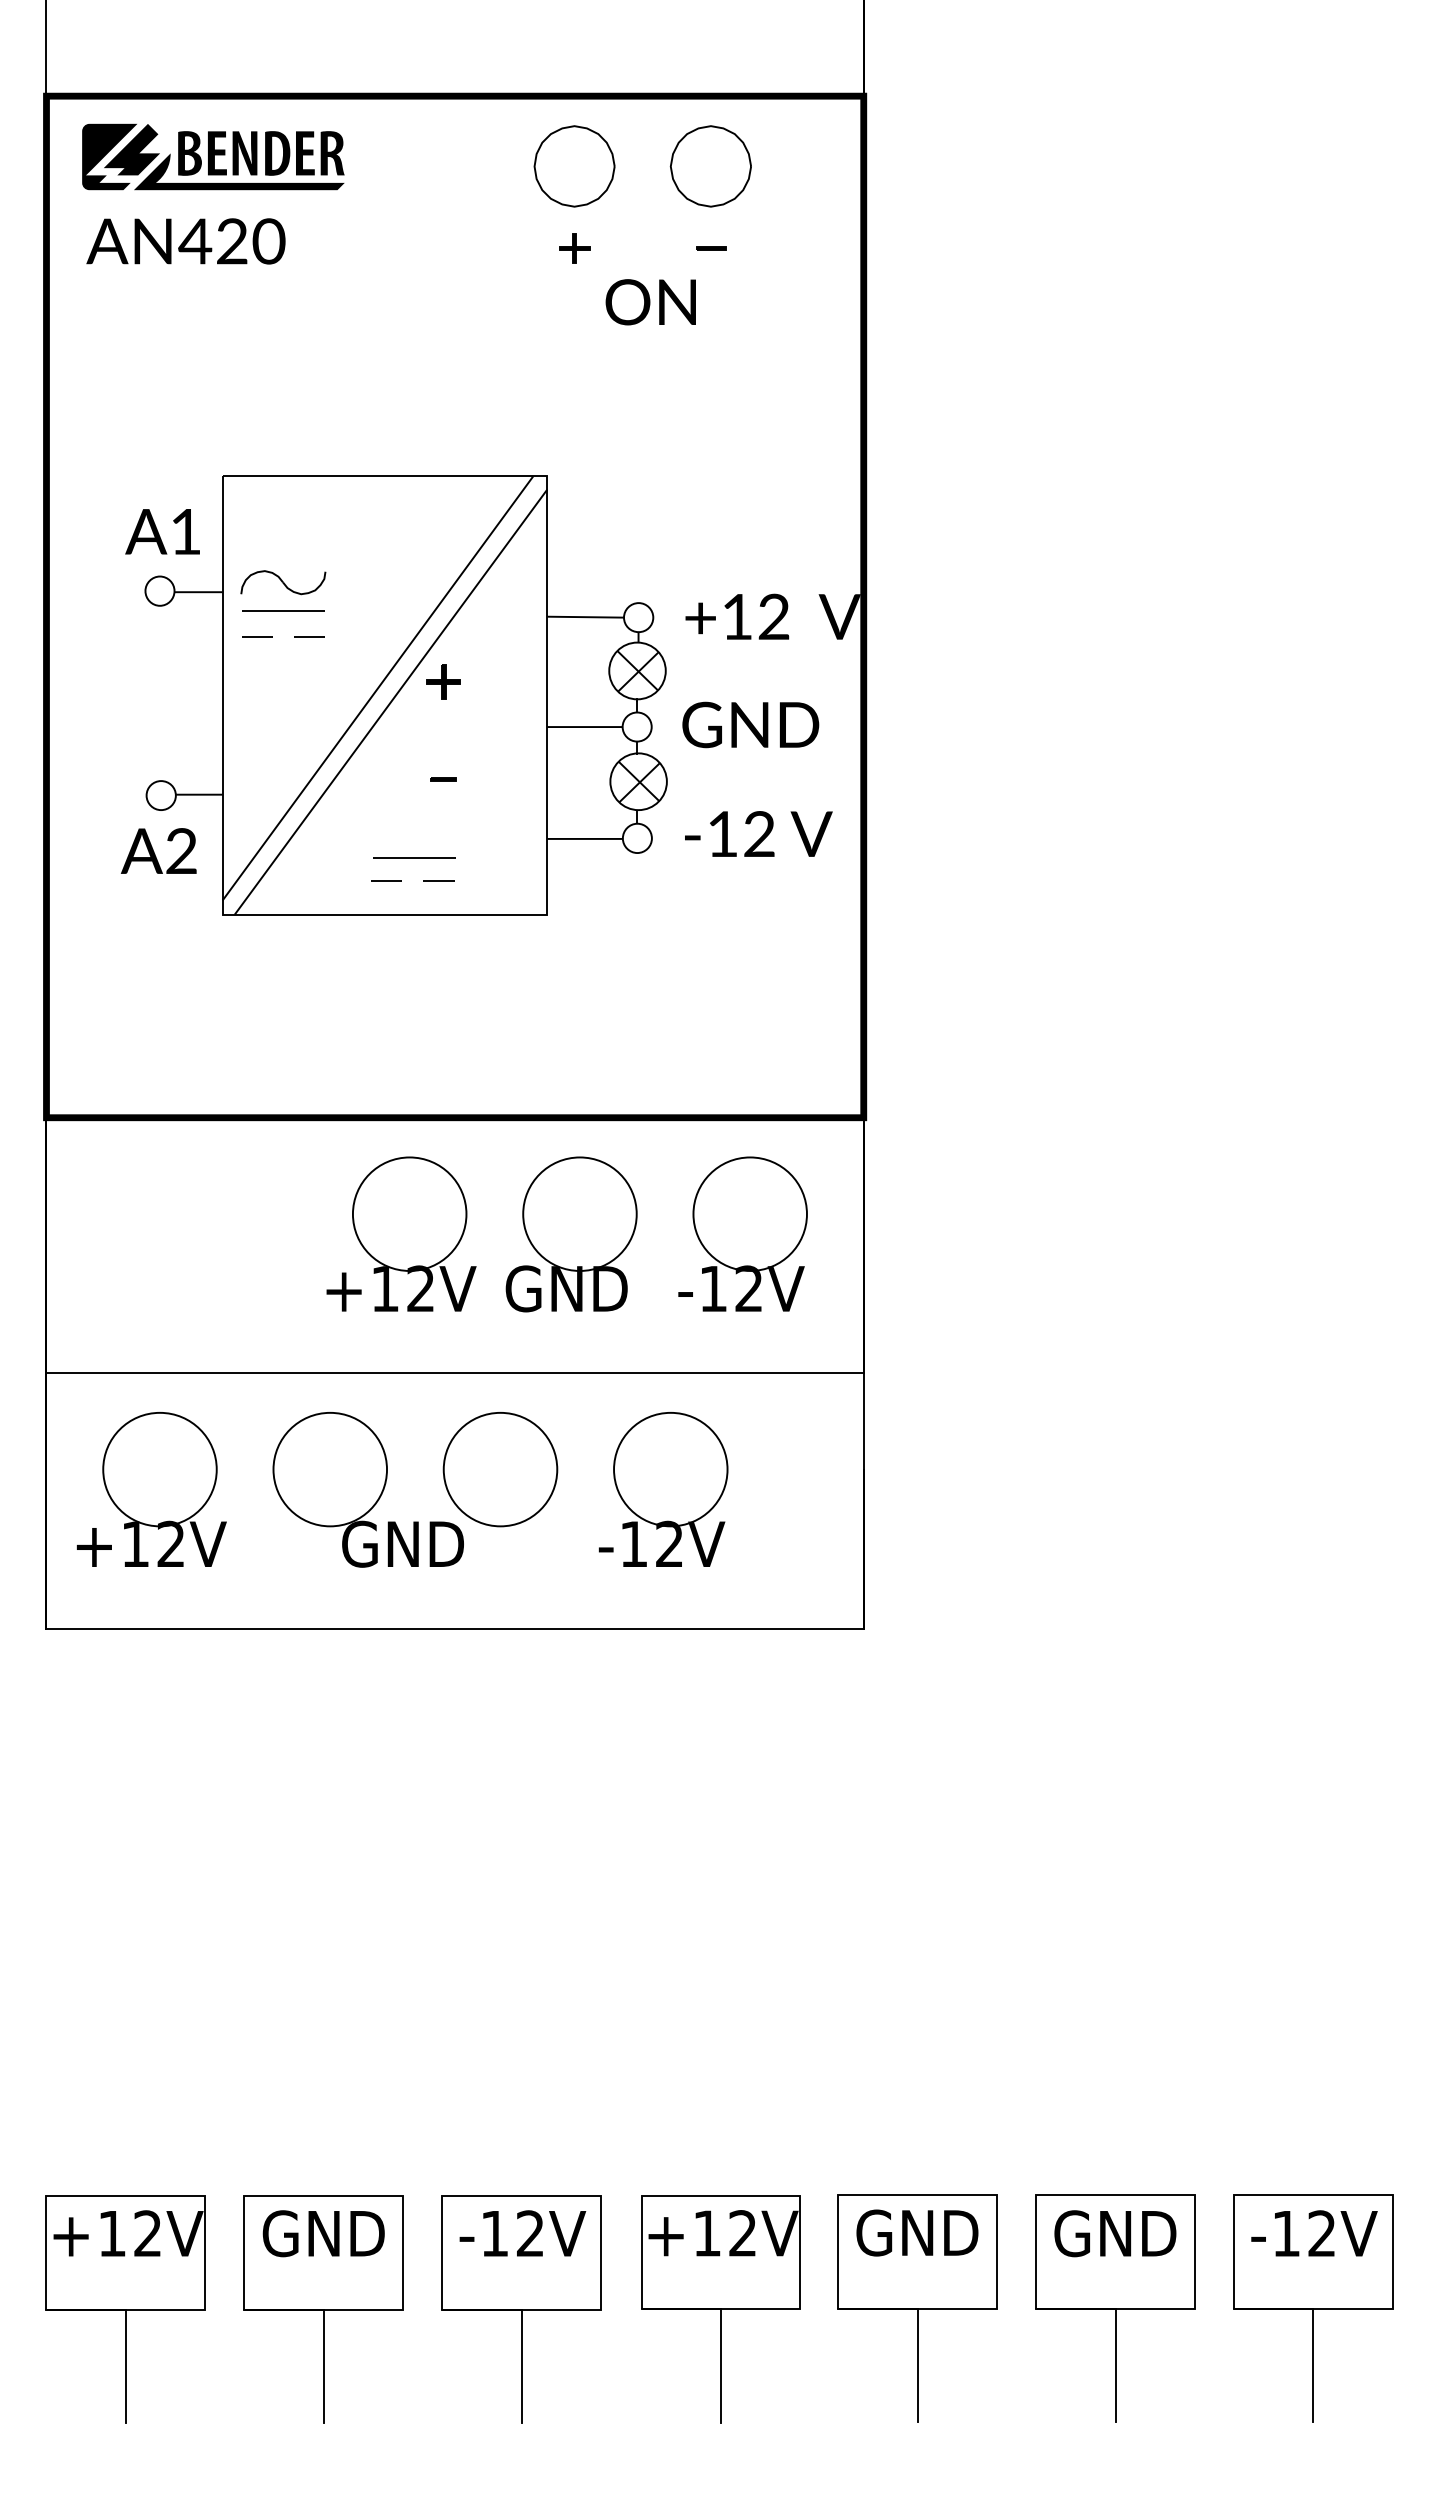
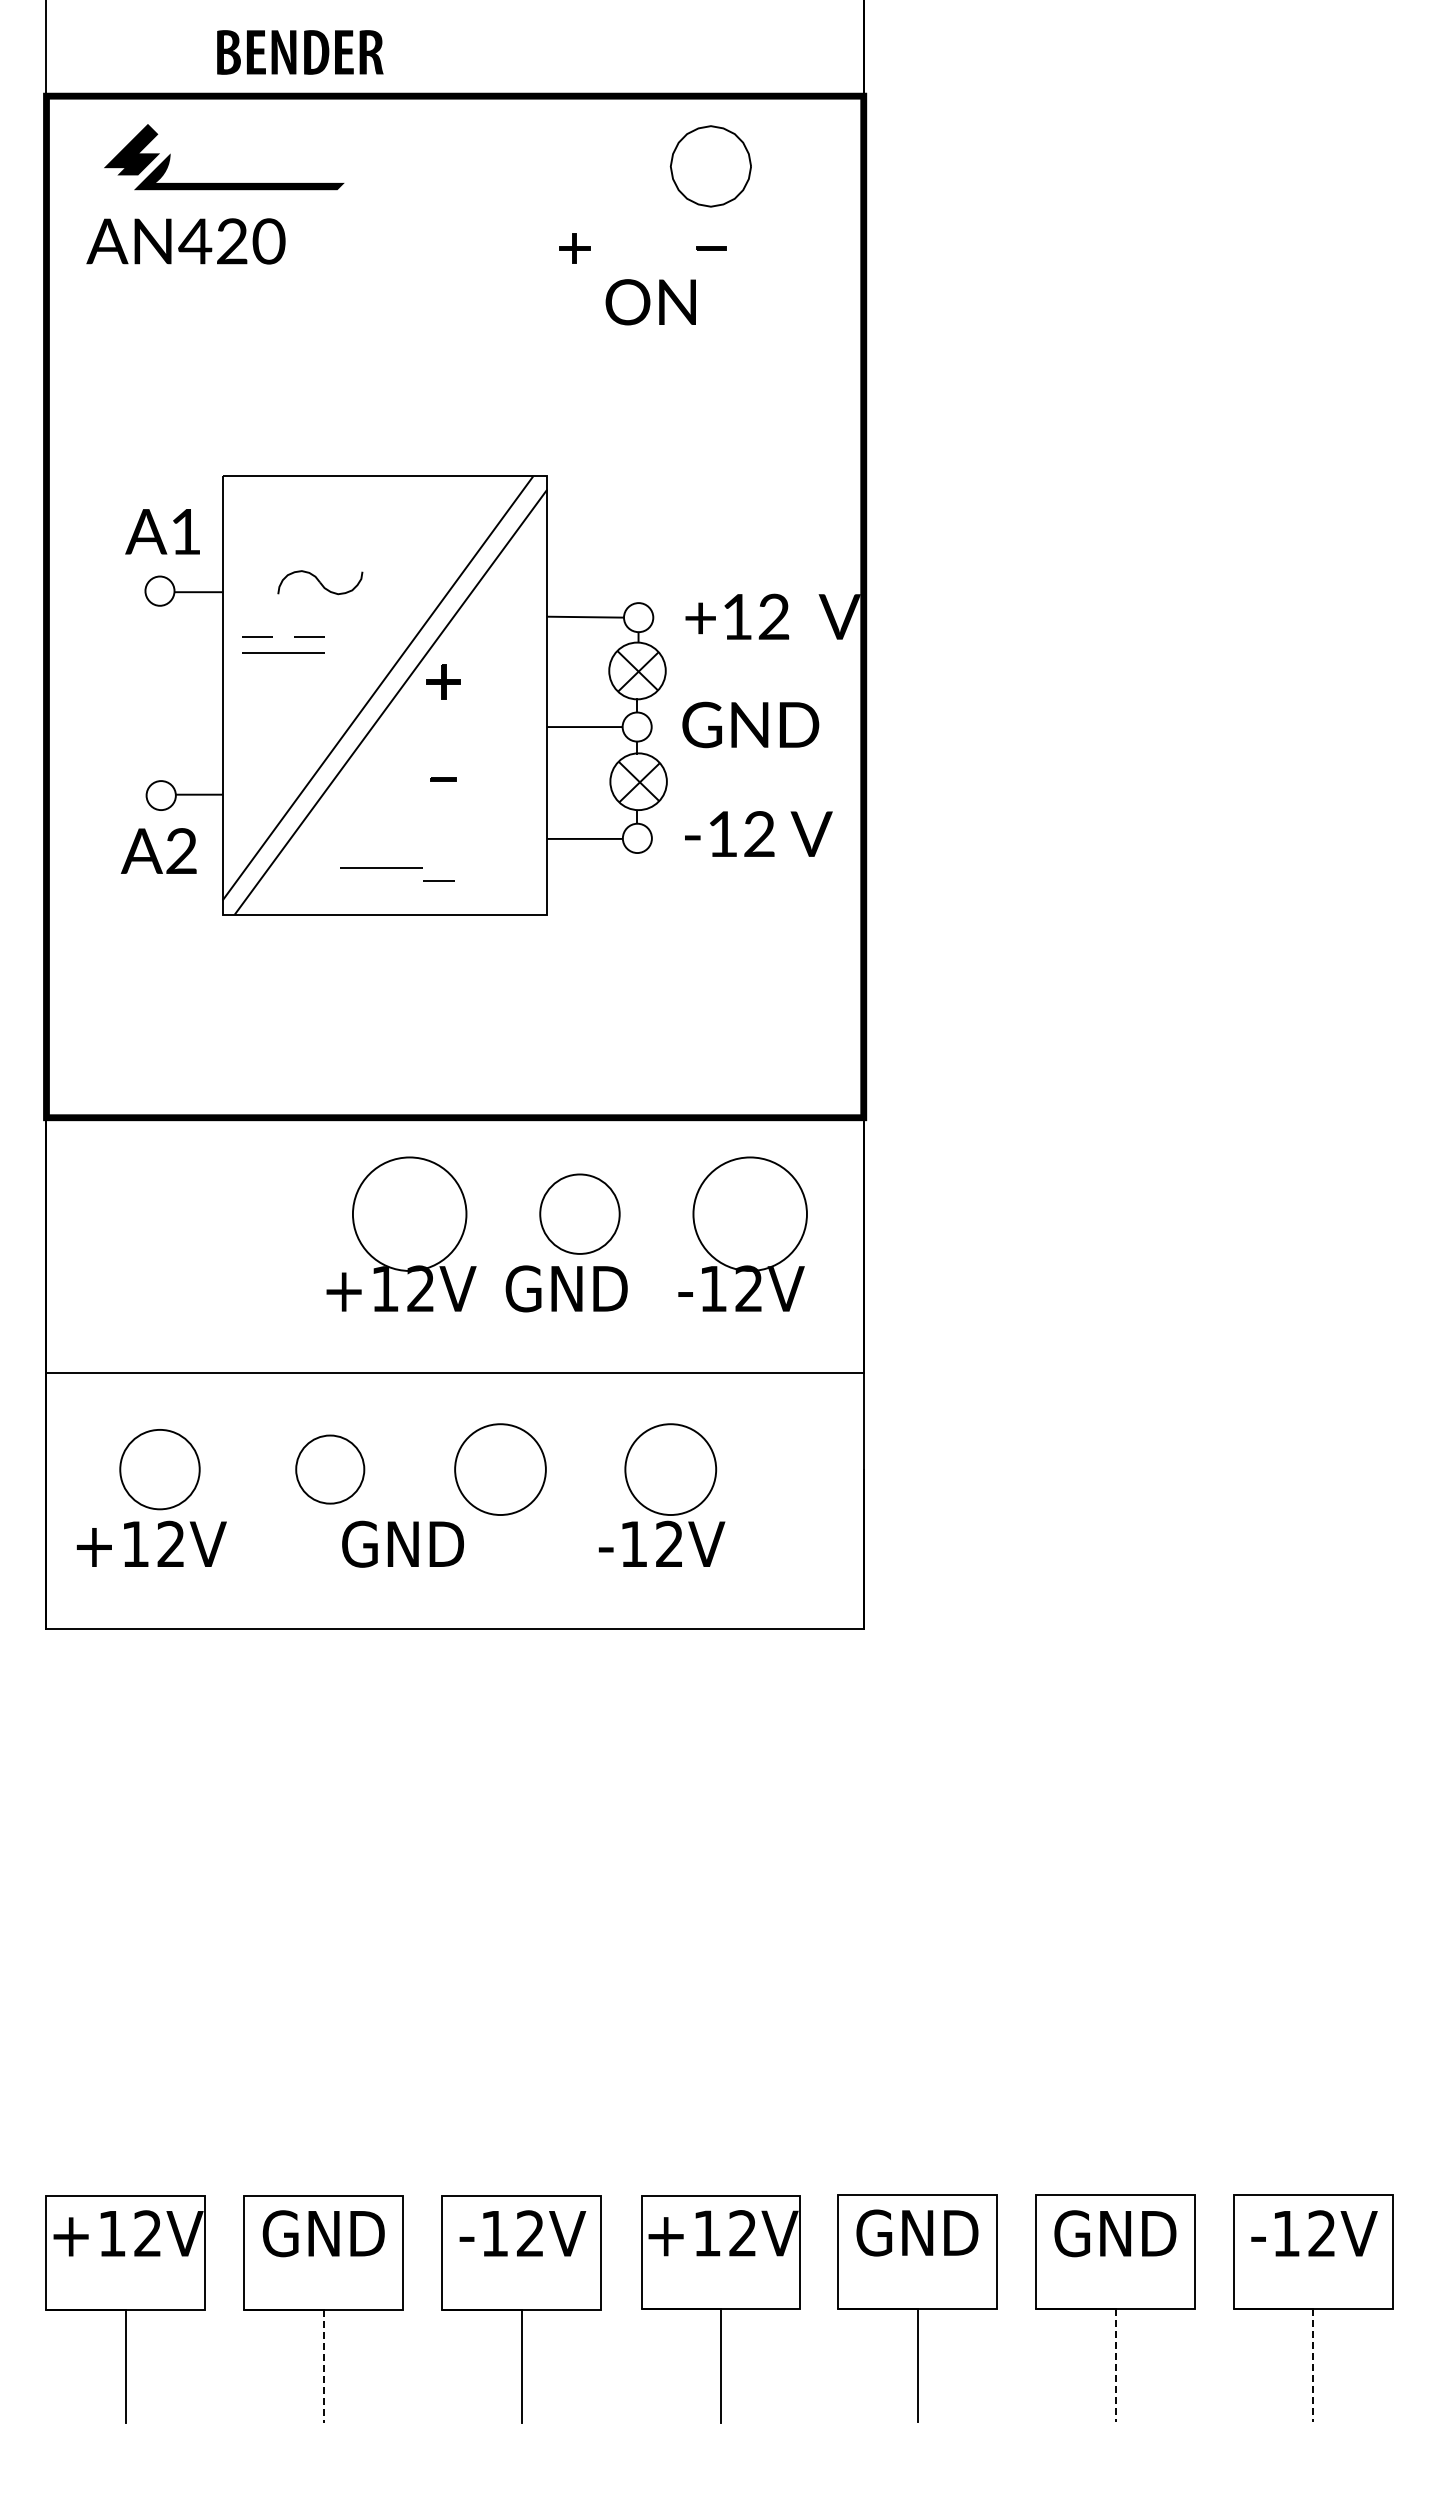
part position: (261, 153) -> (300, 52) (300, 52)
fill: present -> none (109, 156)
part: present -> none (574, 166)
part position: (283, 582) -> (320, 582) (320, 582)
line position: (283, 610) -> (283, 652) (283, 652)
line position: (414, 857) -> (381, 867) (381, 867)
line: present -> none (386, 880)
circle diameter: 114 px -> 79 px (579, 1213)
circle diameter: 114 px -> 79 px (159, 1469)
circle diameter: 114 px -> 68 px (330, 1469)
circle diameter: 114 px -> 91 px (500, 1469)
circle diameter: 114 px -> 91 px (670, 1469)
line: solid -> dashed (1115, 2365)
line: solid -> dashed (1313, 2365)
line: solid -> dashed (323, 2366)
